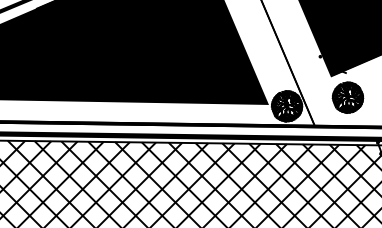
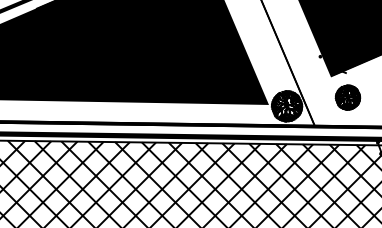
part size: 34x33 px -> 28x27 px (347, 97)
